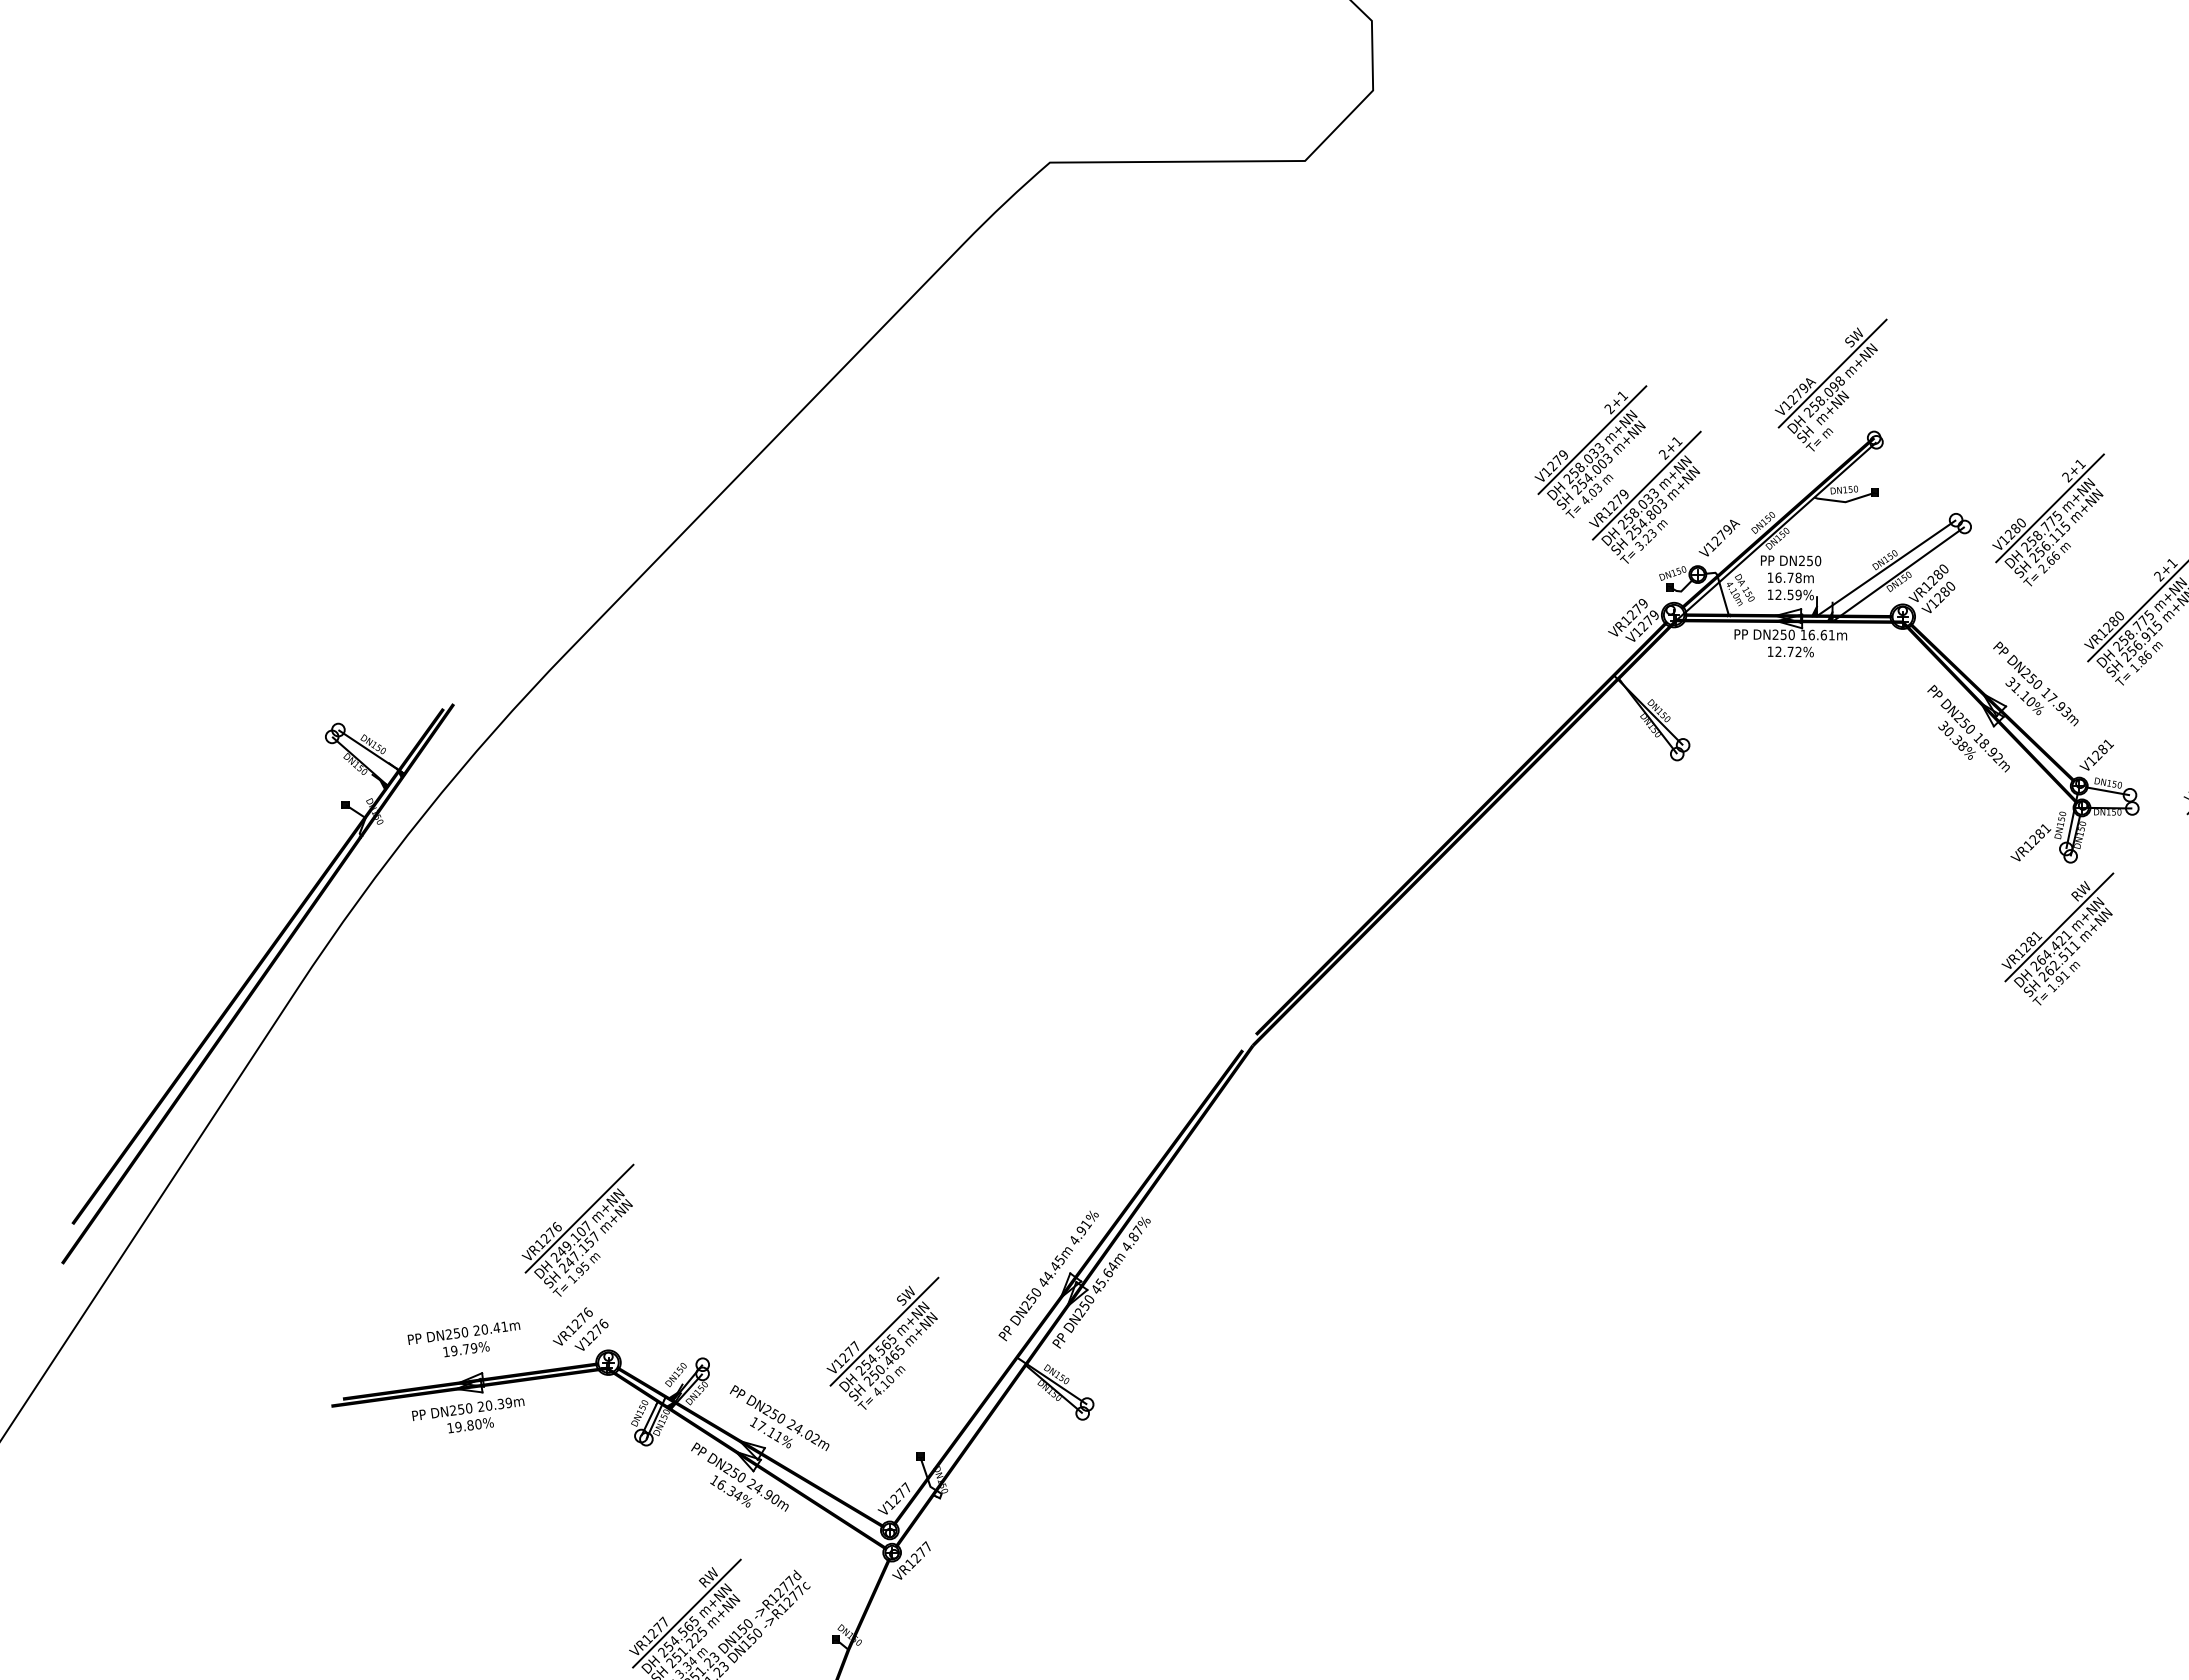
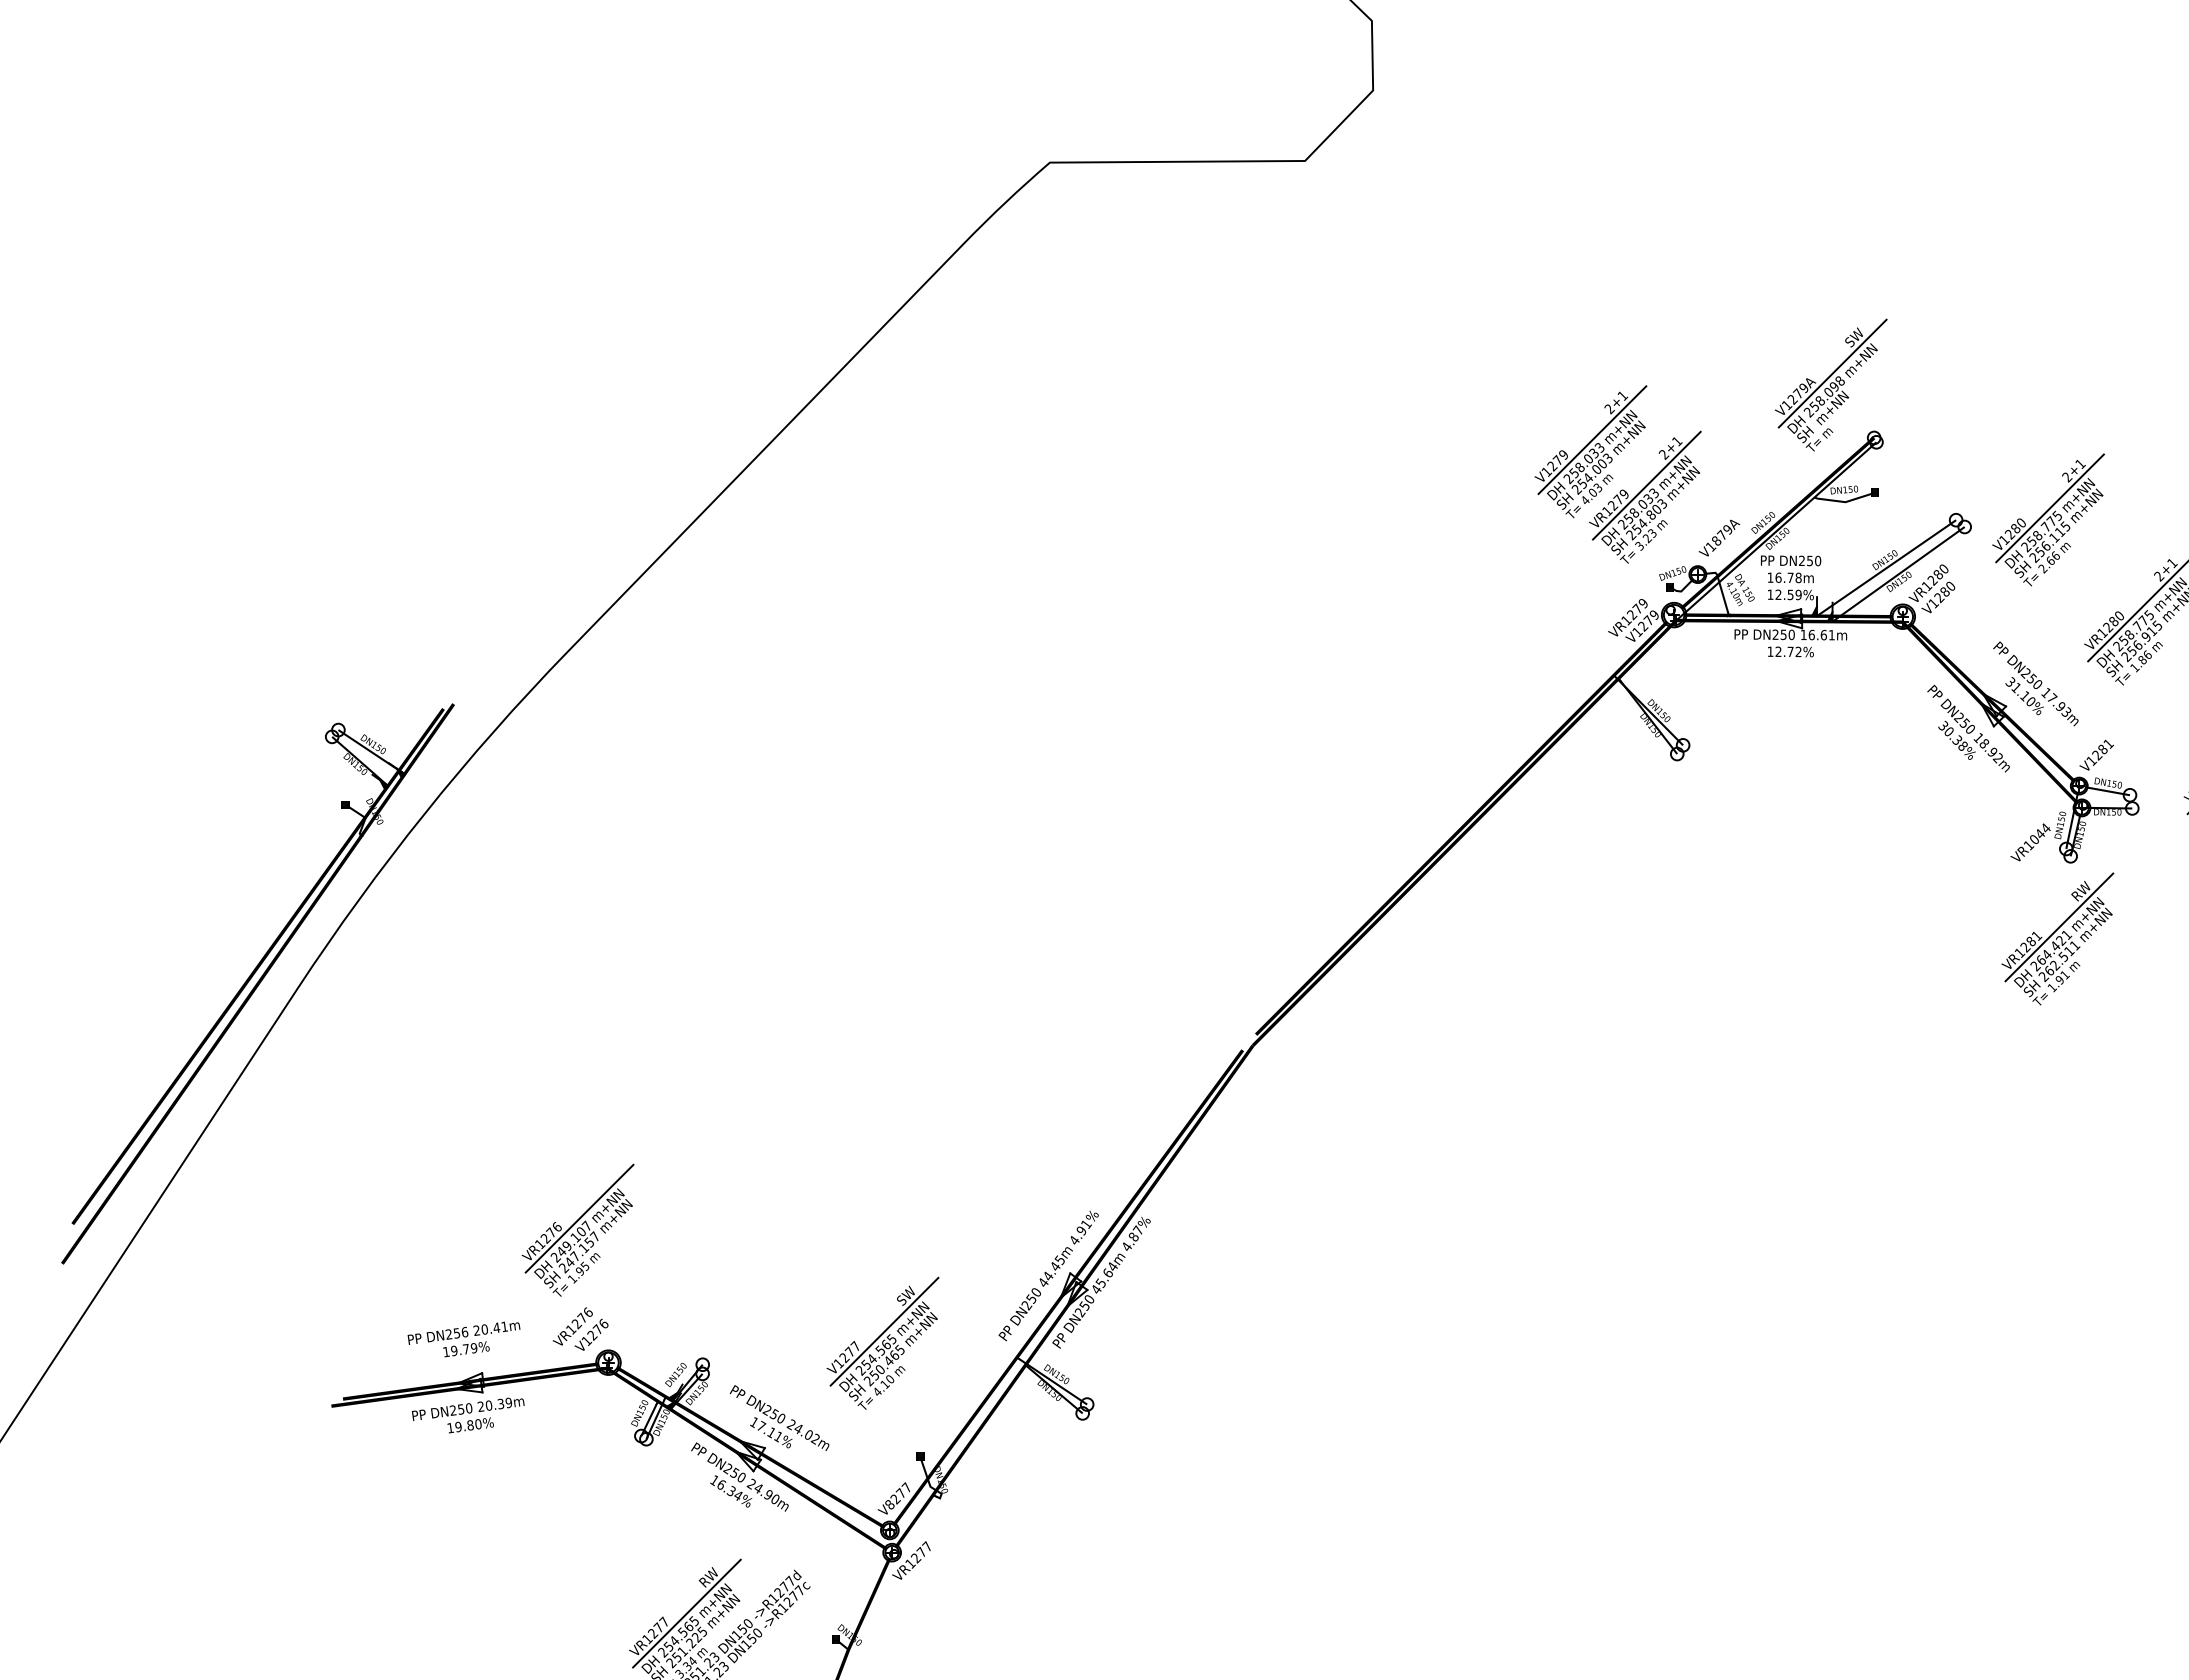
text: V1279A -> V1879A (1716, 541)
text: VR1281 -> VR1044 (2040, 833)
text: DN250 -> DN256 (464, 1331)
text: V1277 -> V8277 (890, 1504)
